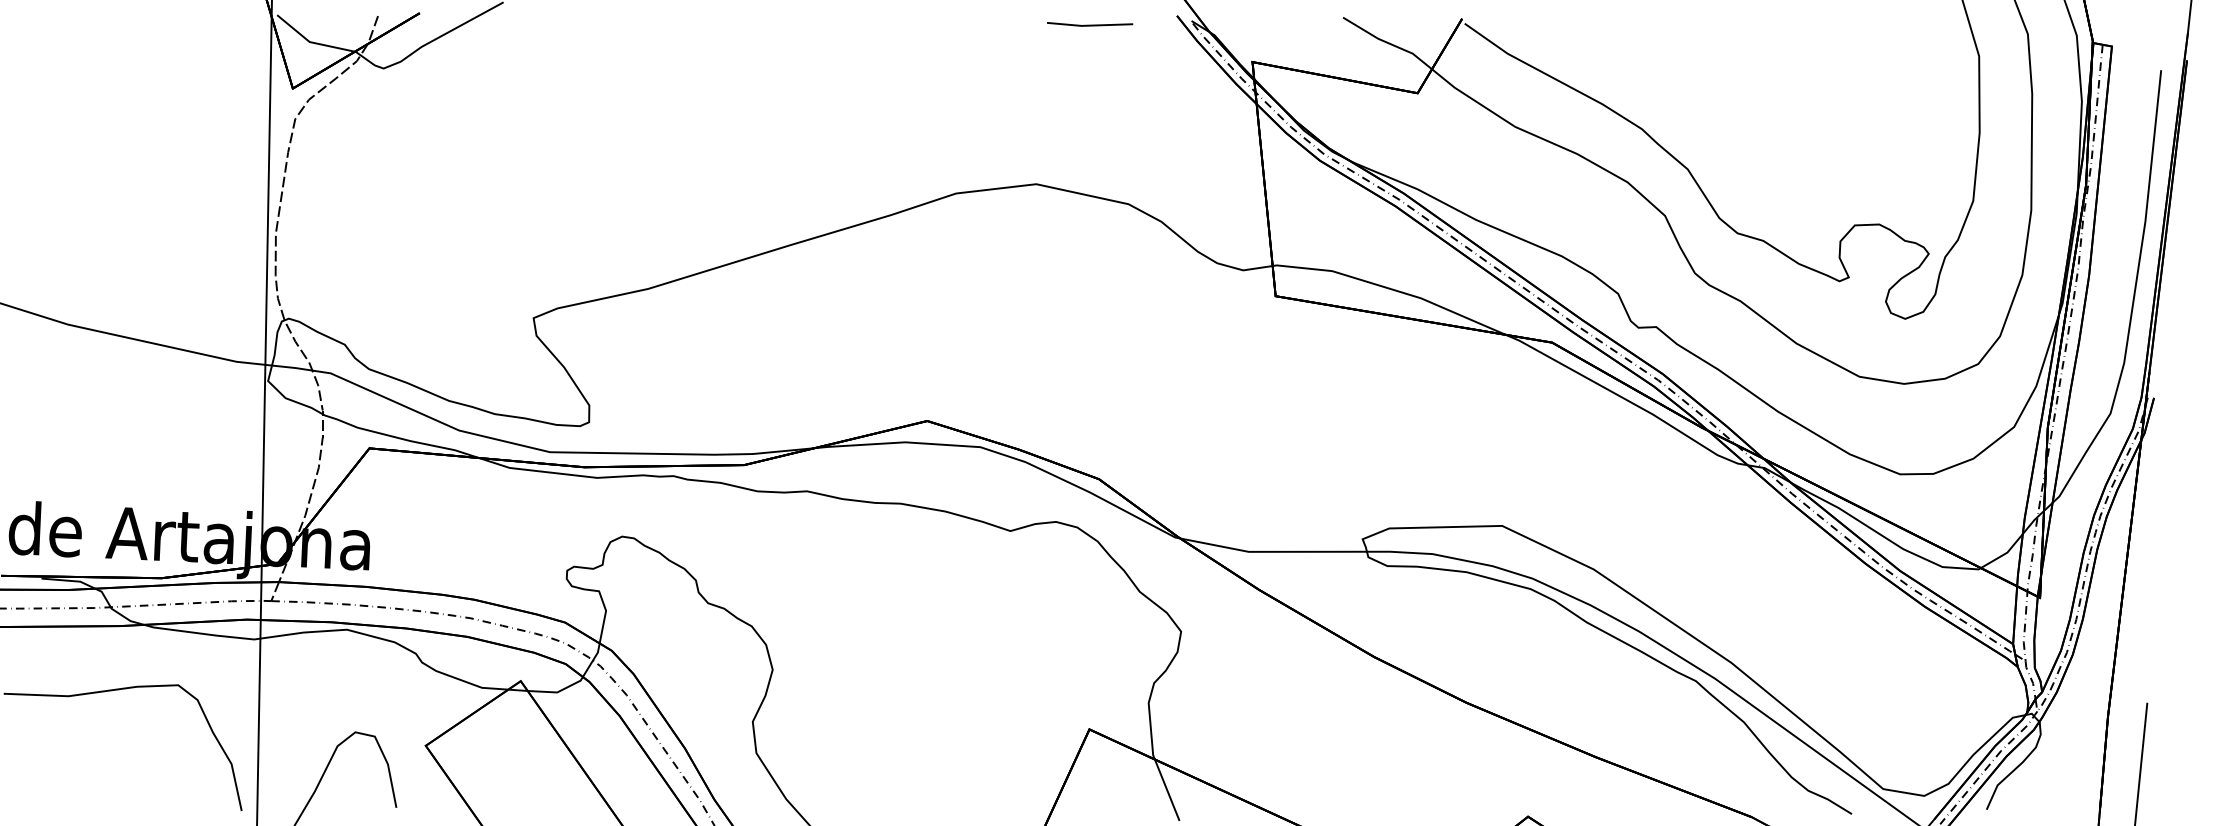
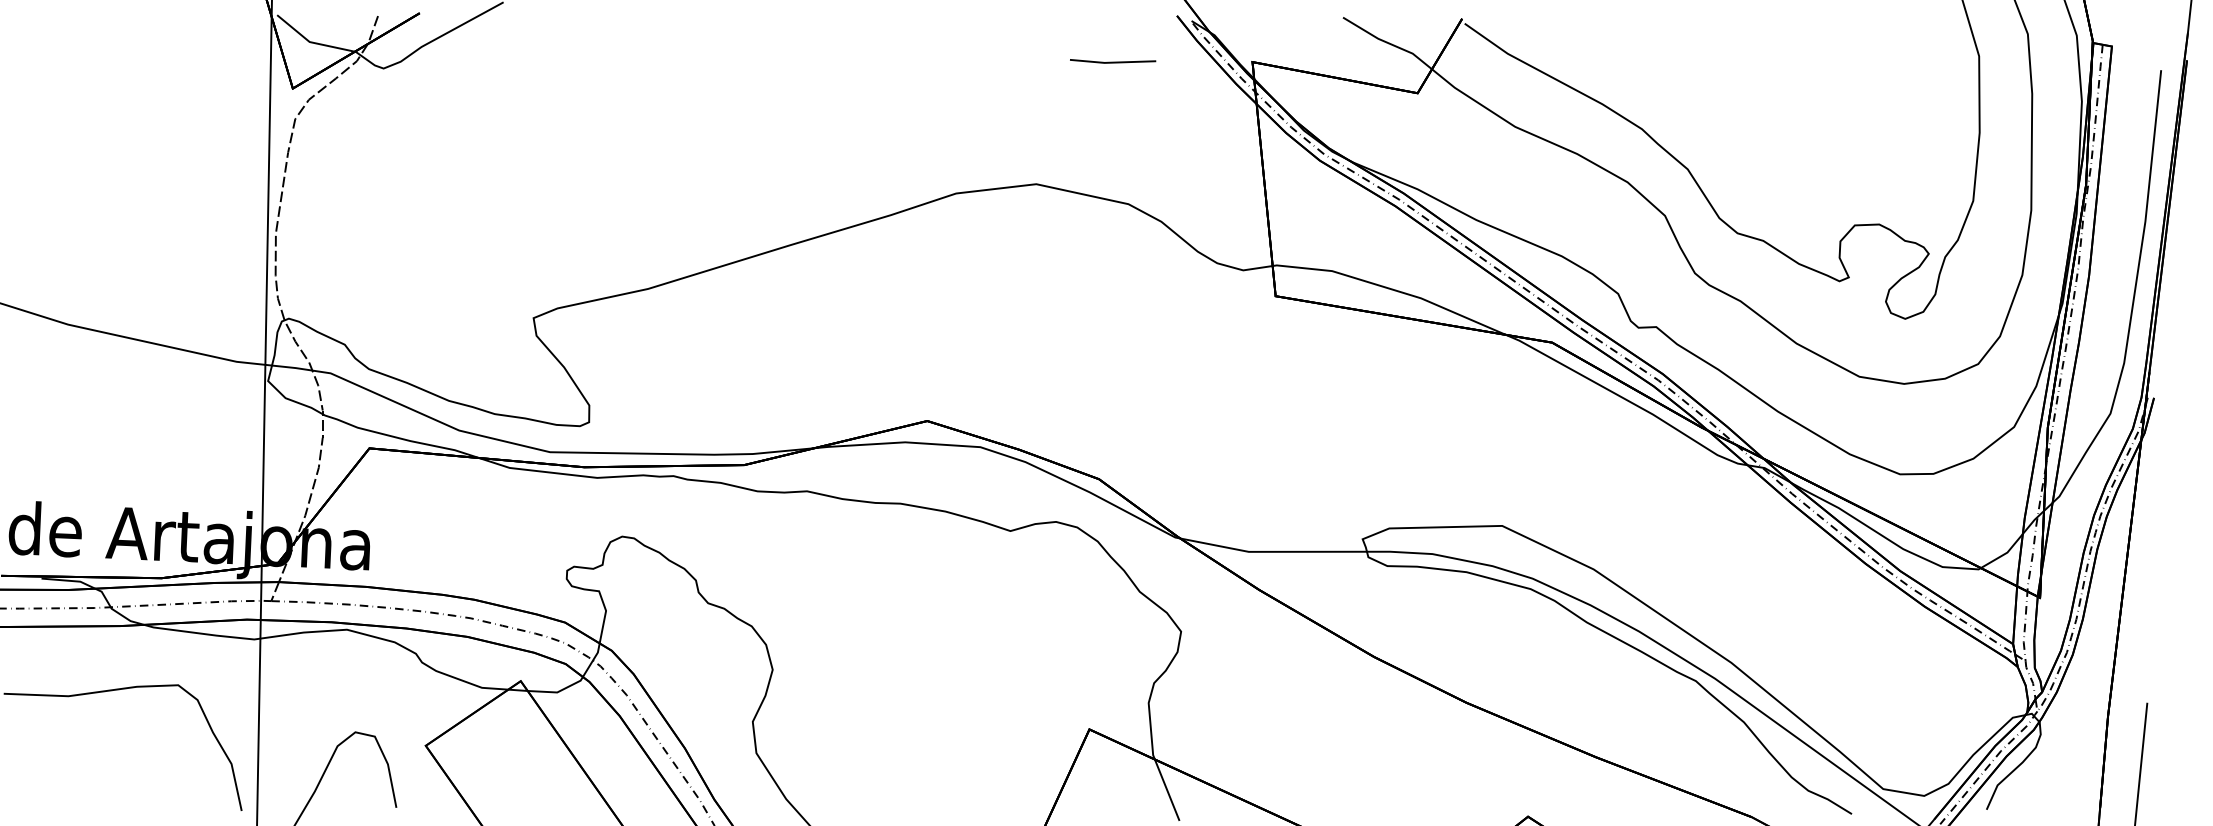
line position: (1090, 24) -> (1113, 61) (1113, 61)
